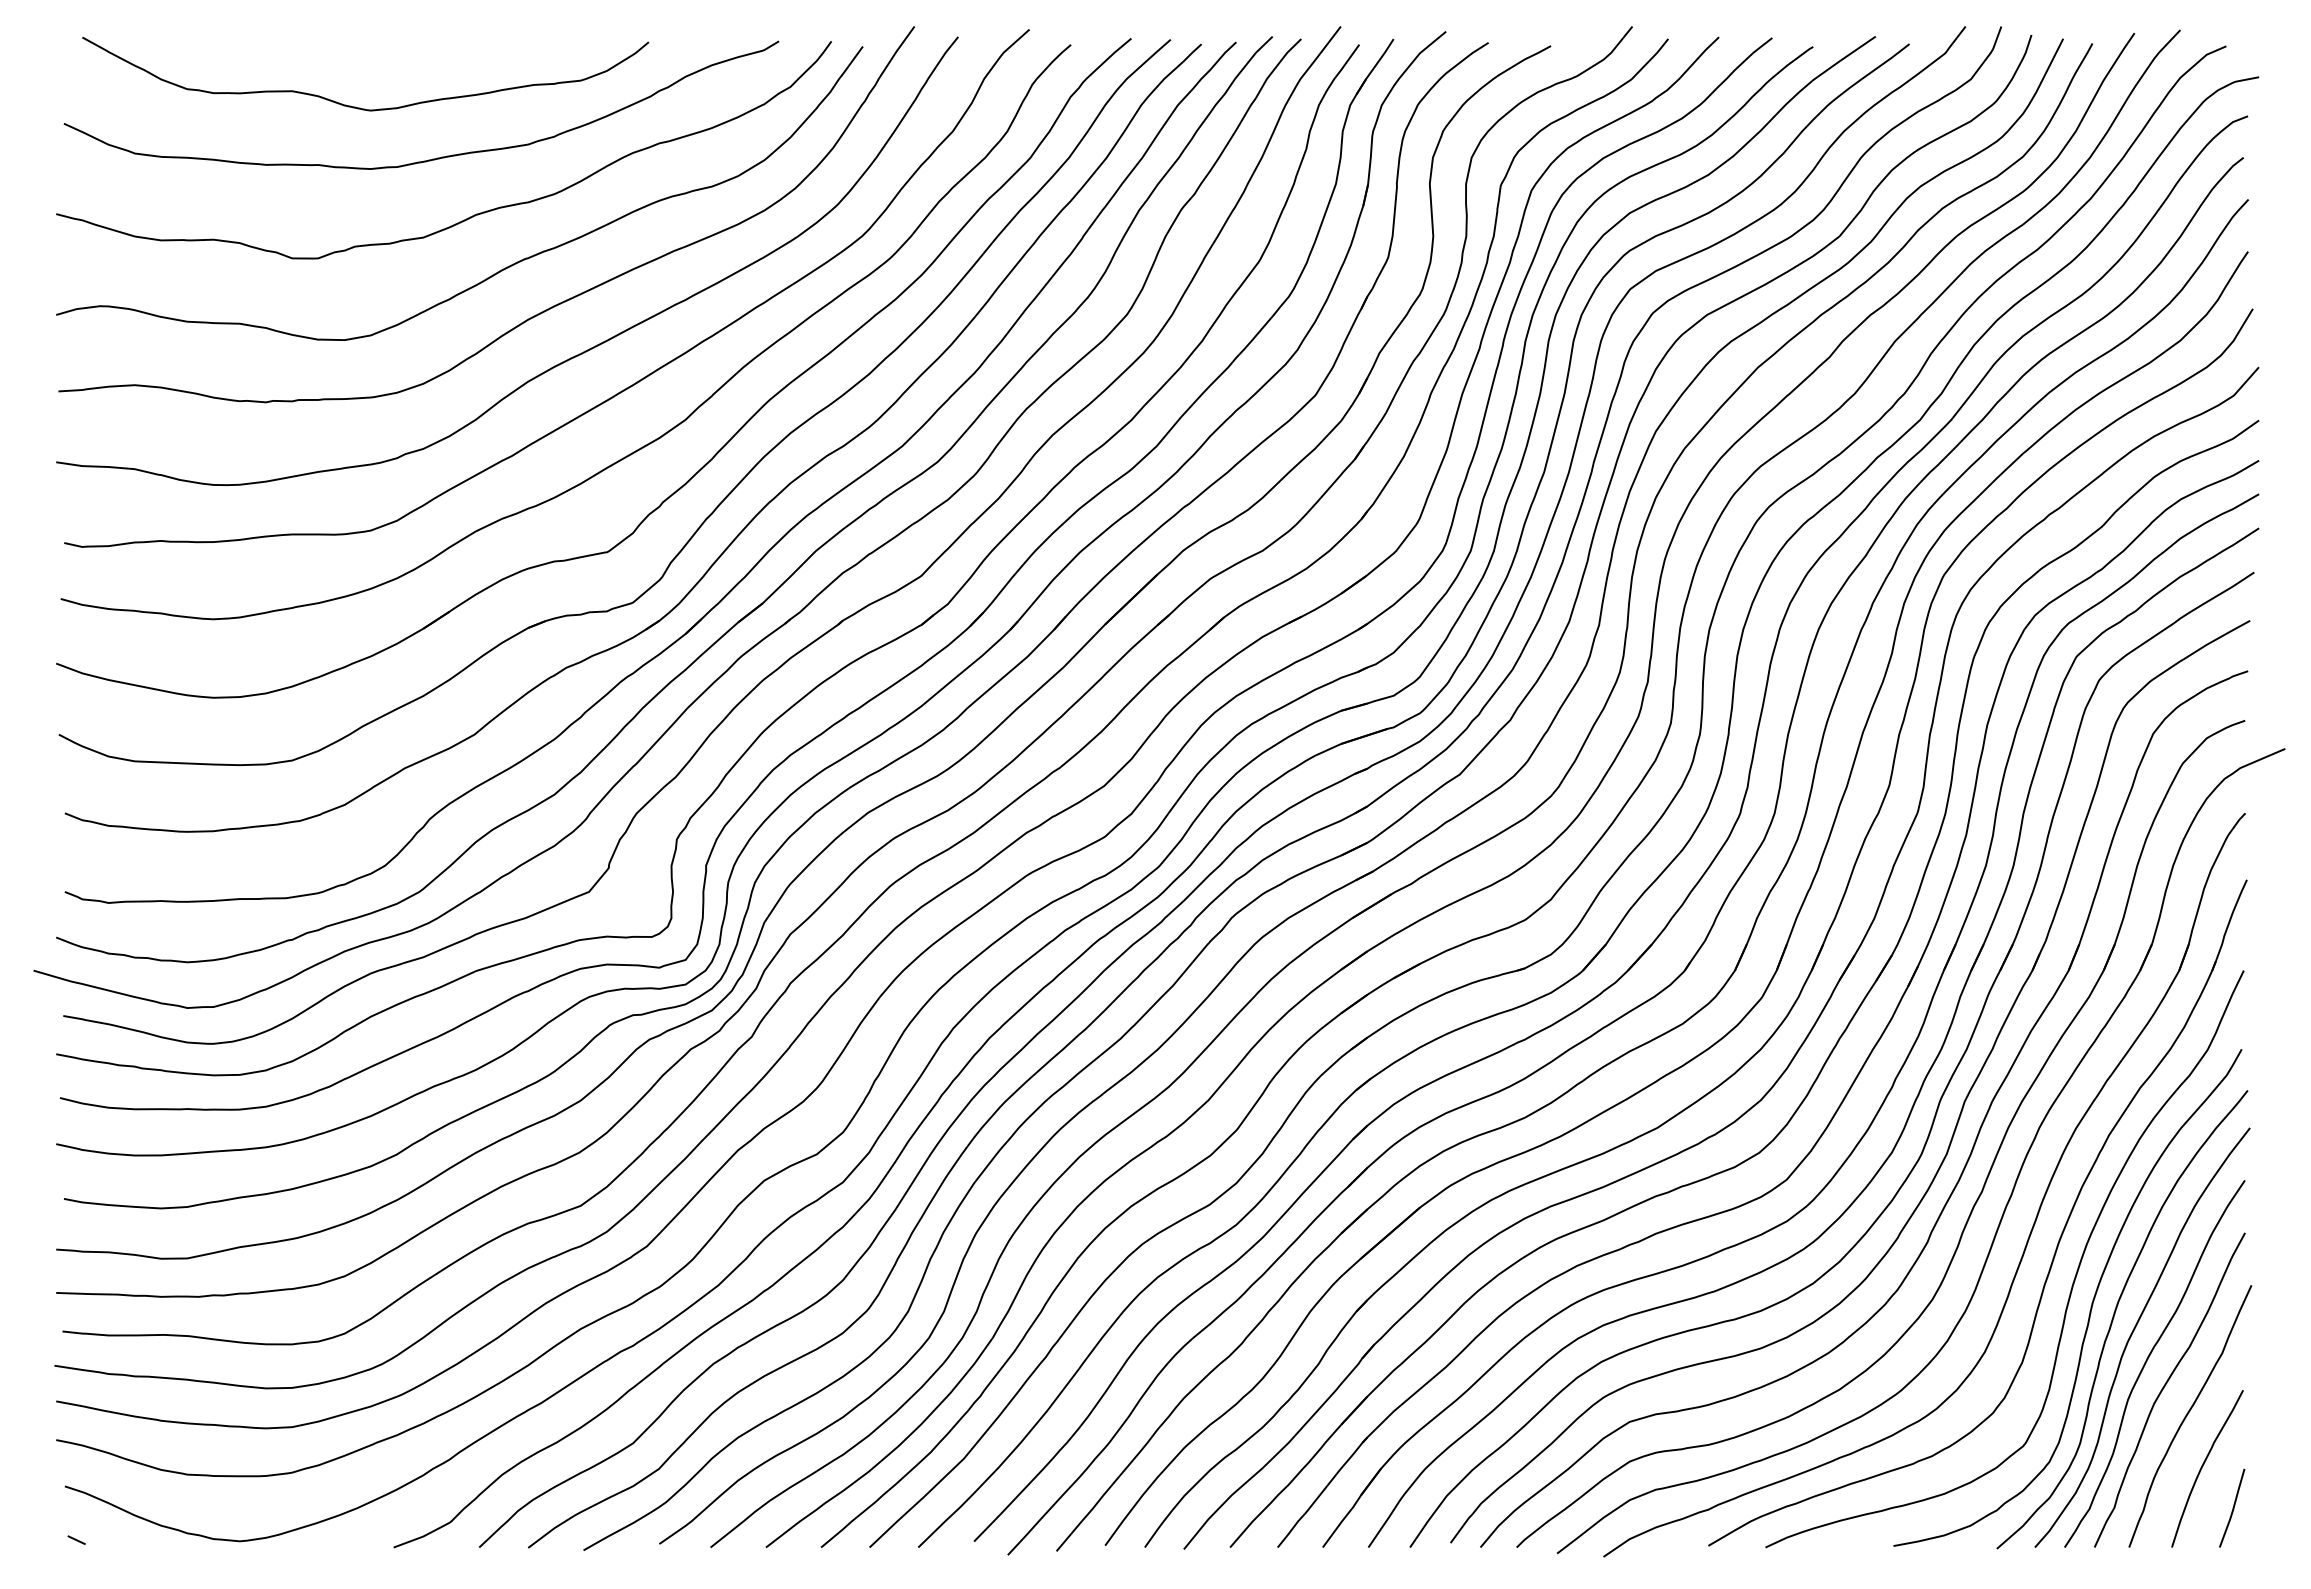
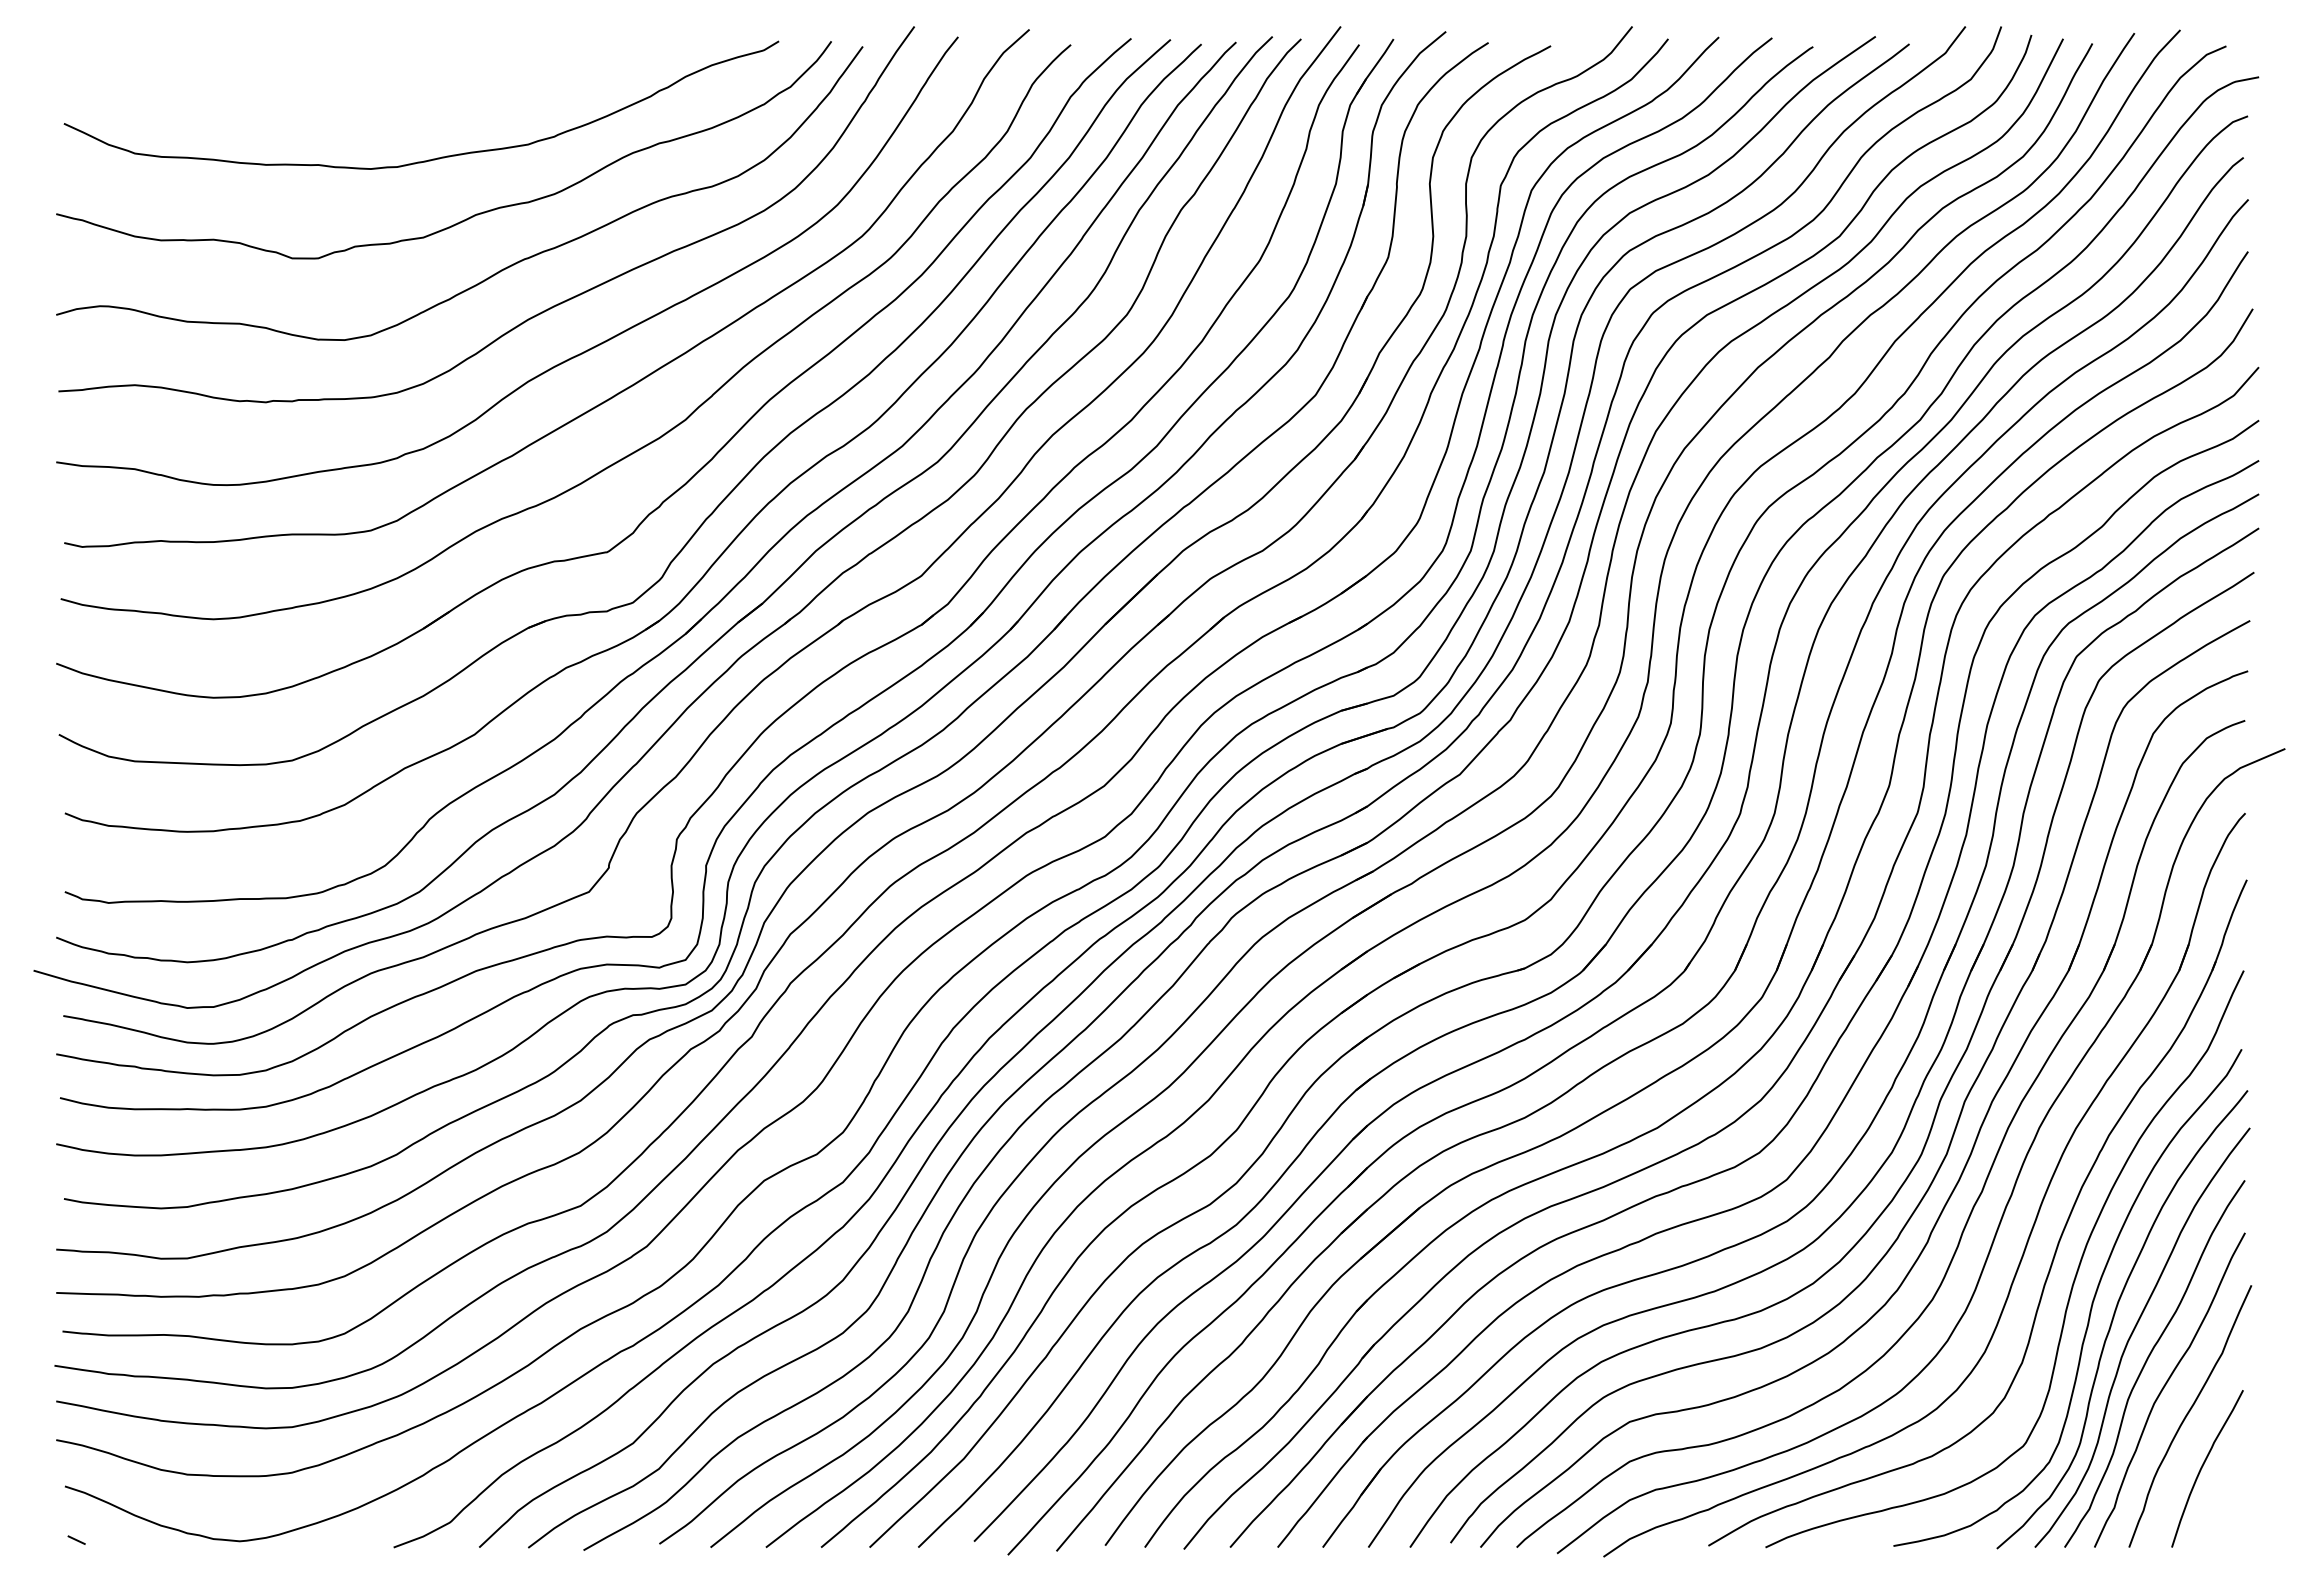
curve: present -> none (360, 107)
line: present -> none (2232, 1507)
